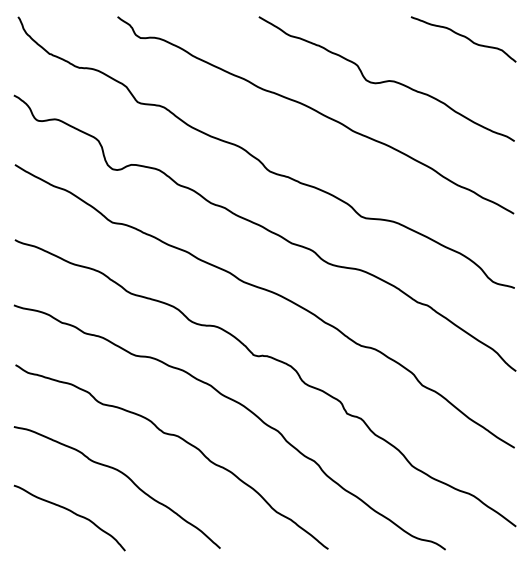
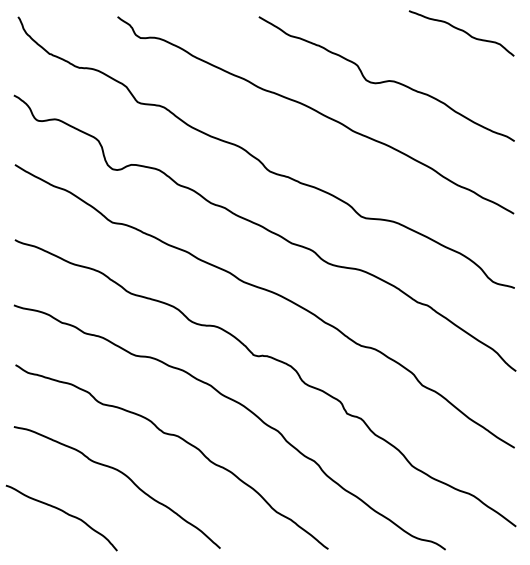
curve position: (463, 37) -> (461, 31) (461, 31)
curve position: (72, 513) -> (64, 513) (64, 513)
